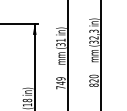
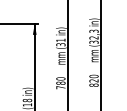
text: 749 -> 780 (60, 81)
